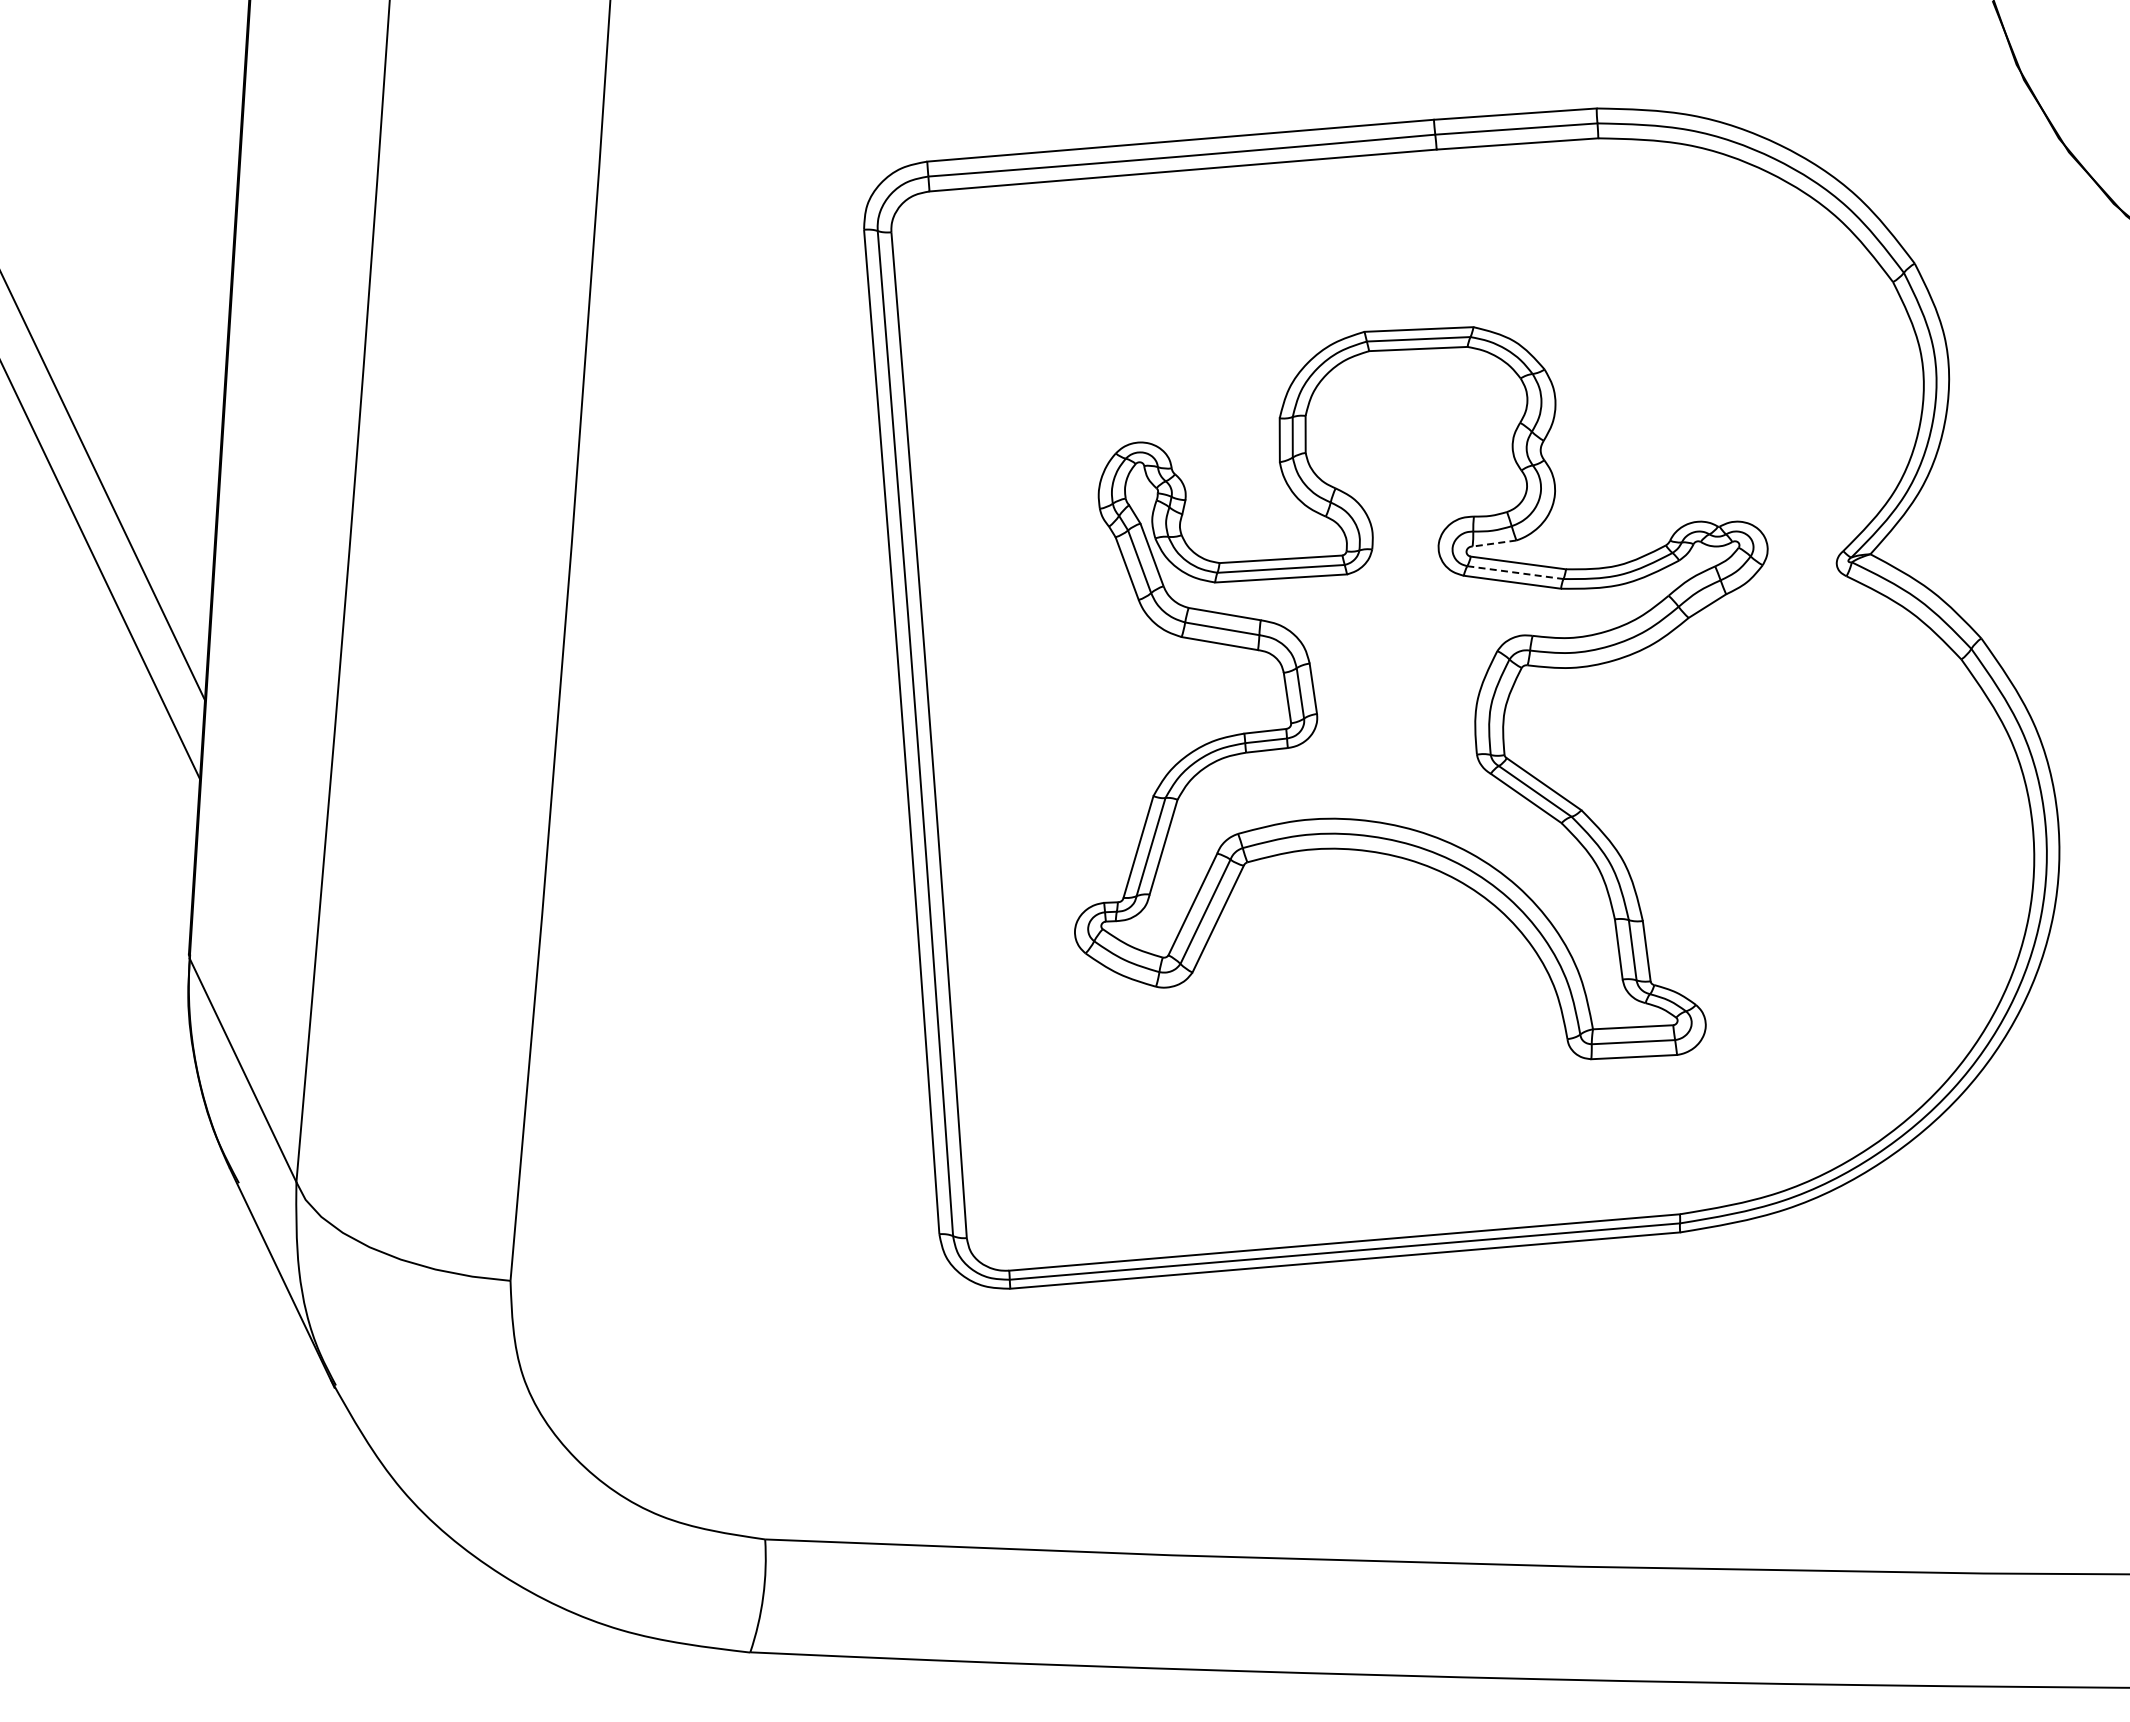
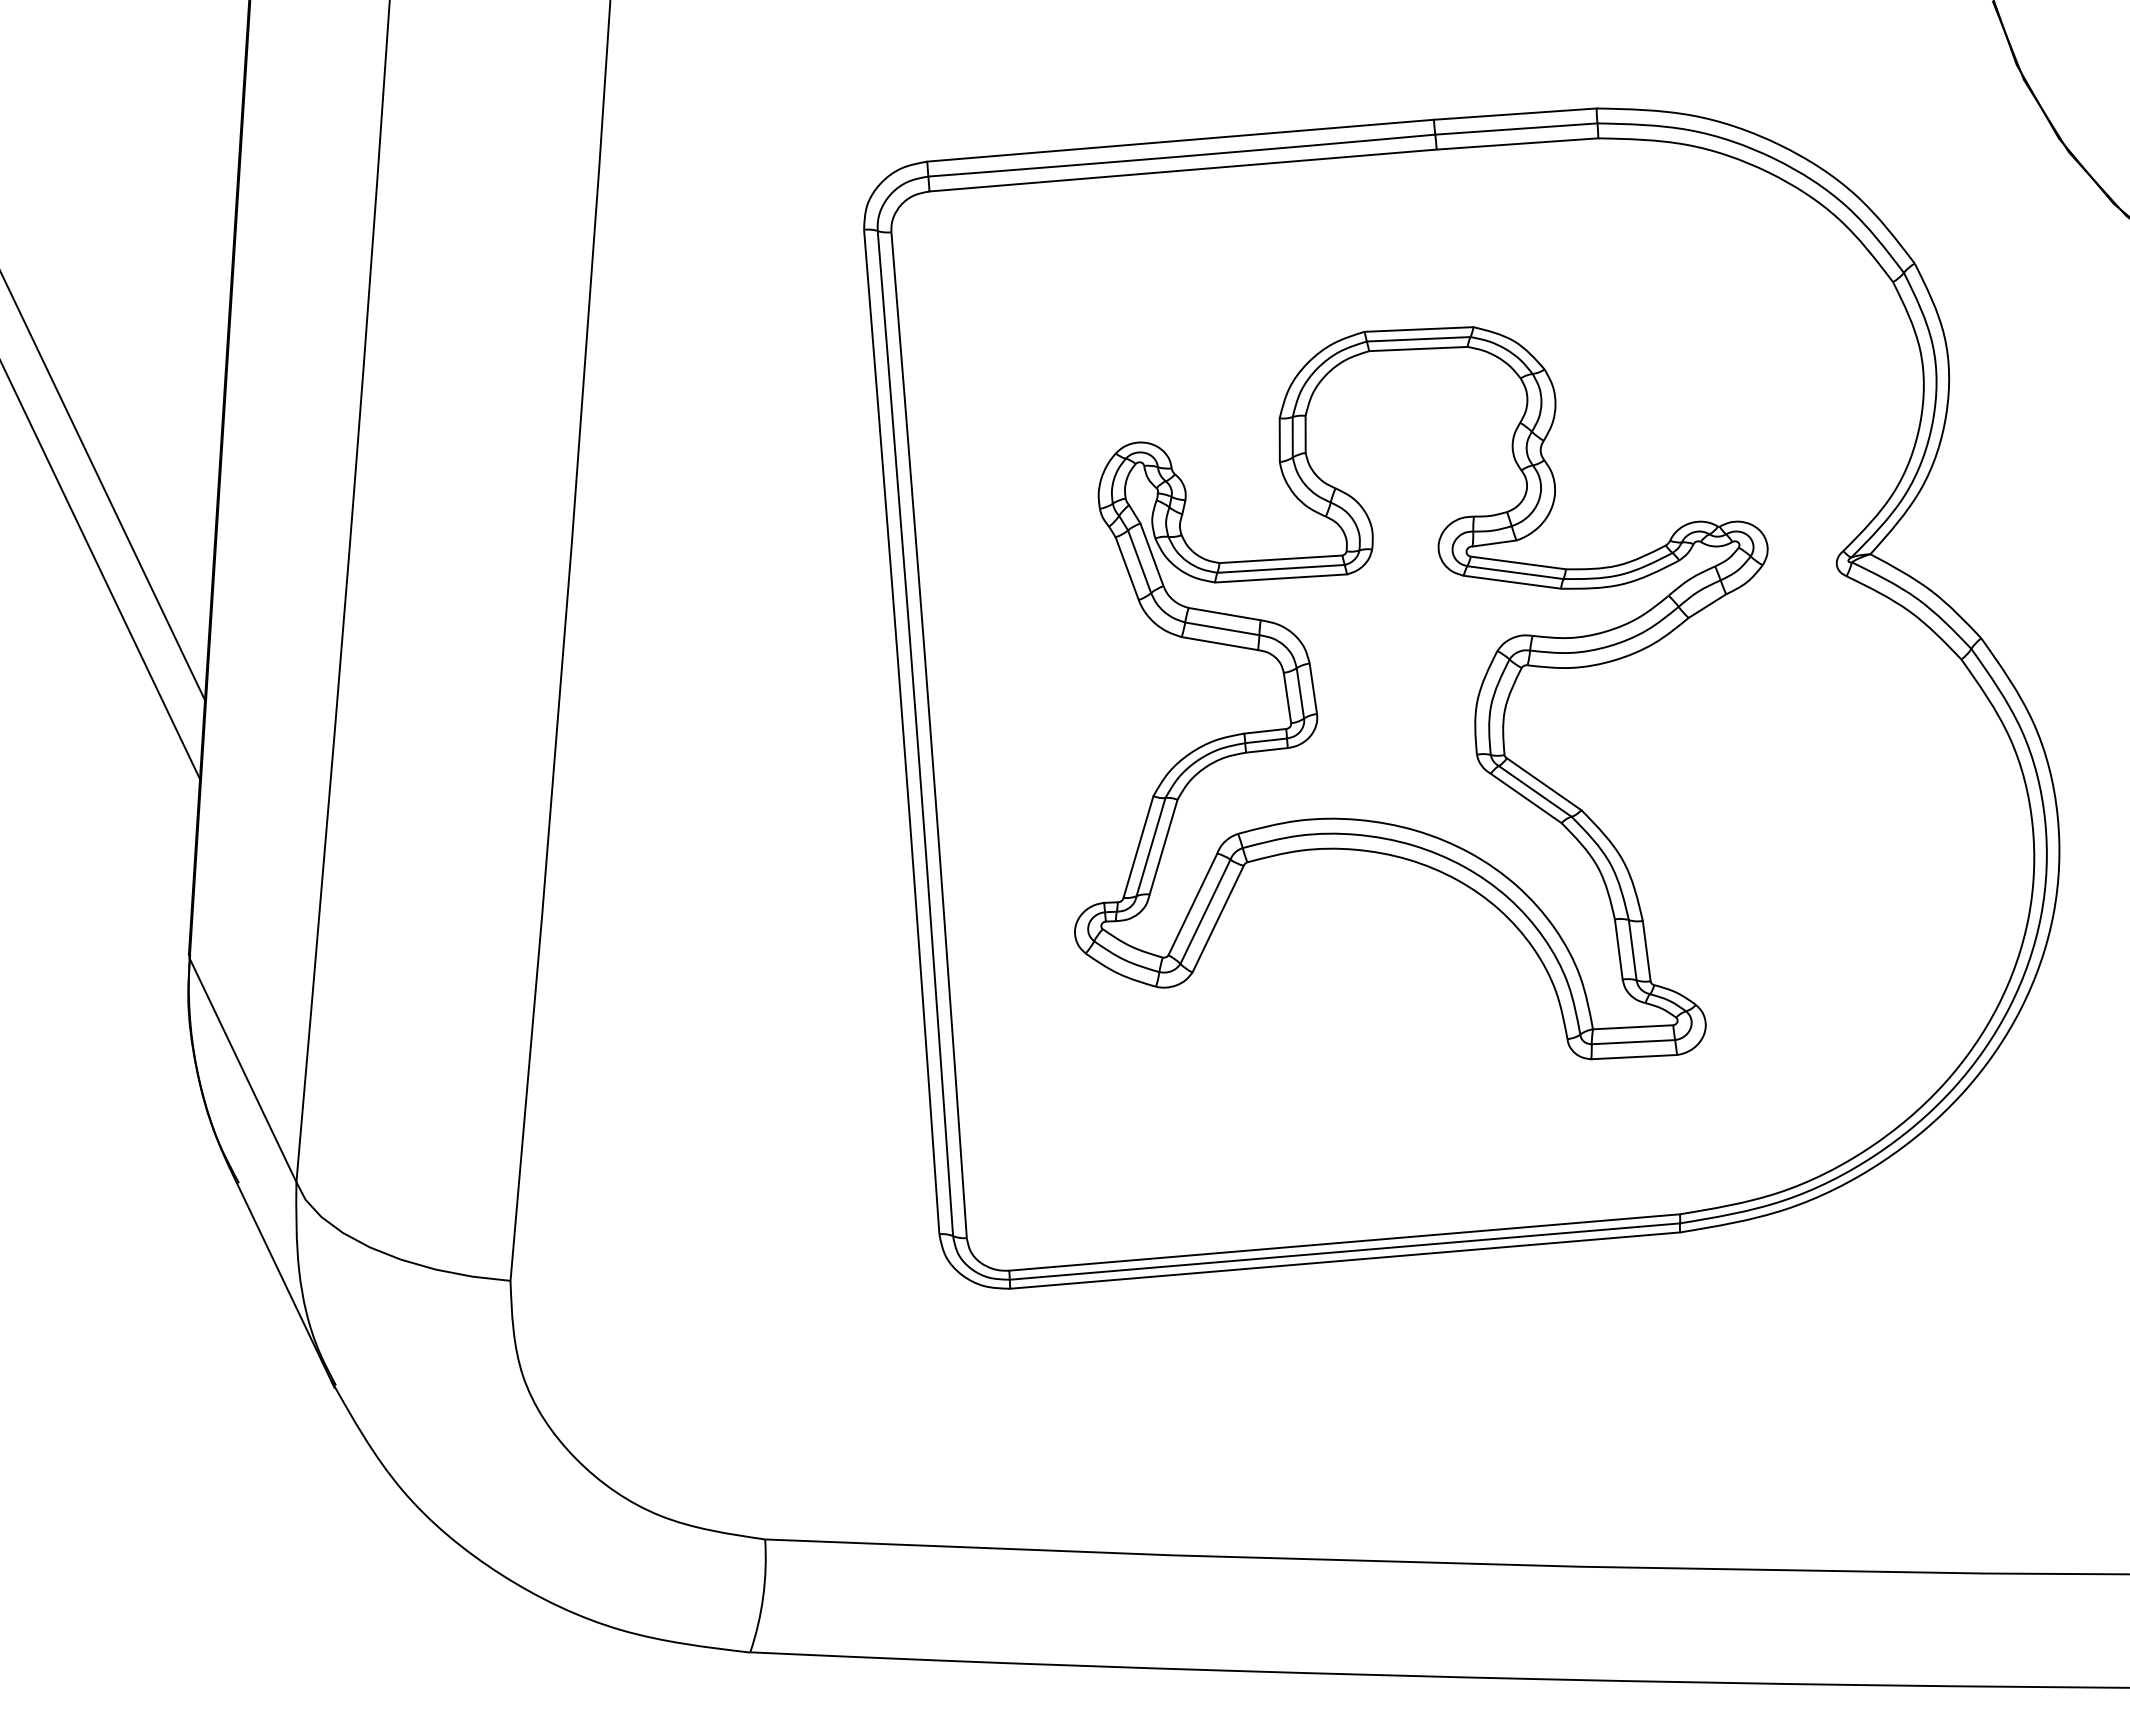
line: dashed -> solid (1494, 543)
line: dashed -> solid (1515, 572)
